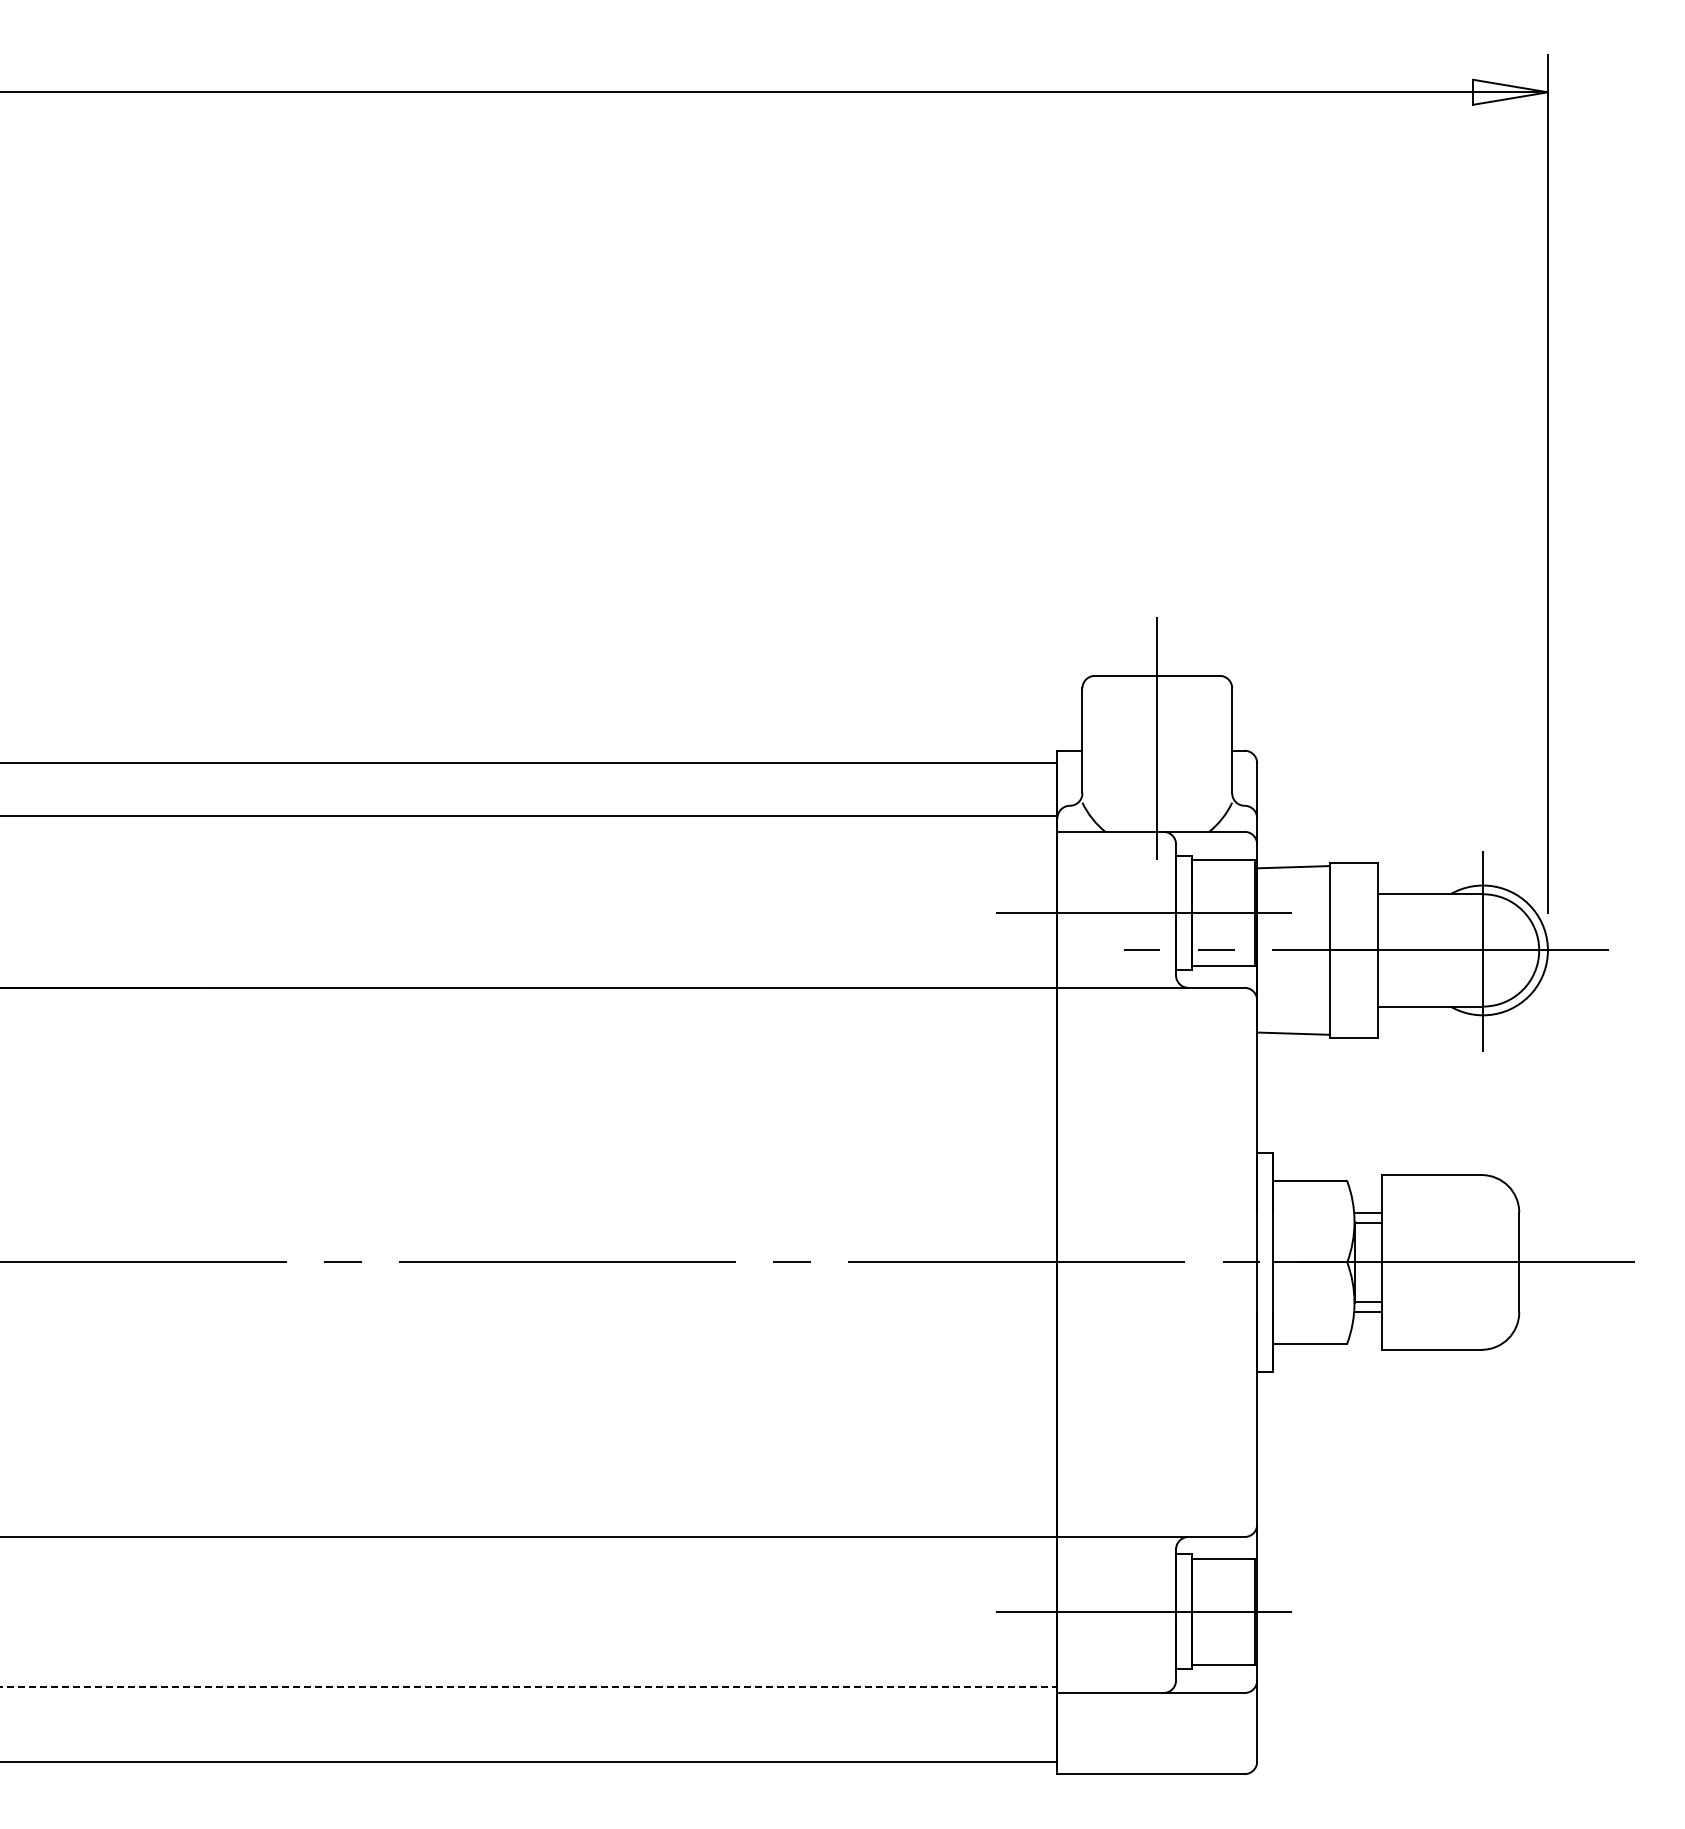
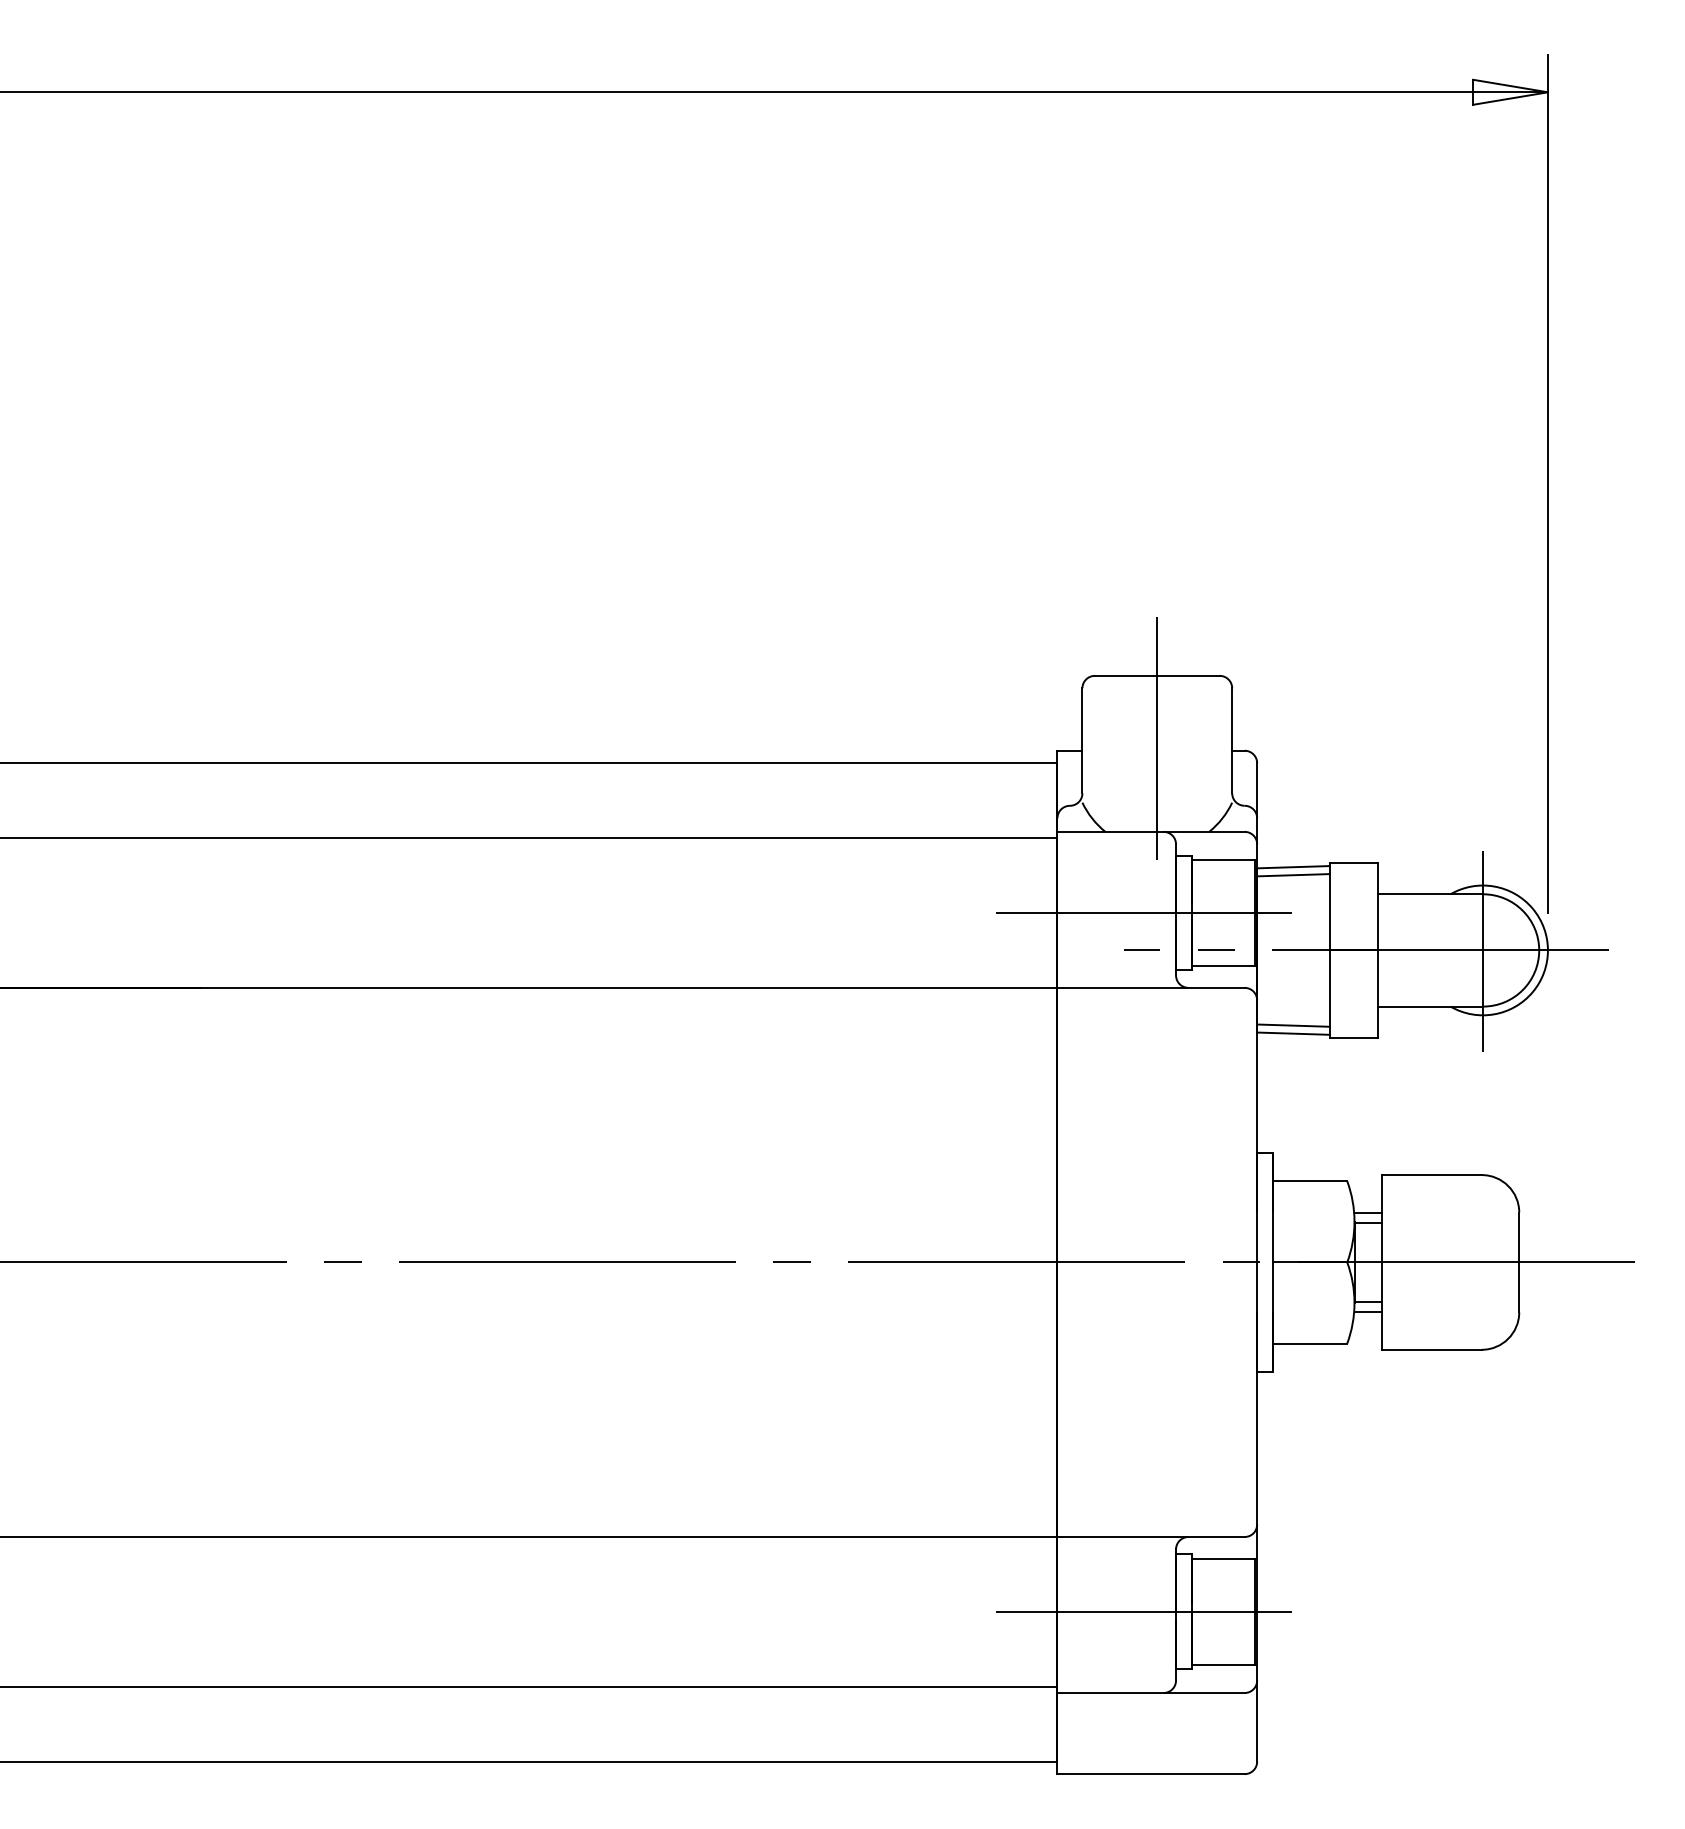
line position: (529, 816) -> (529, 838) (529, 838)
line: none -> present (1293, 875)
line: none -> present (1293, 1025)
line: dashed -> solid (529, 1686)
